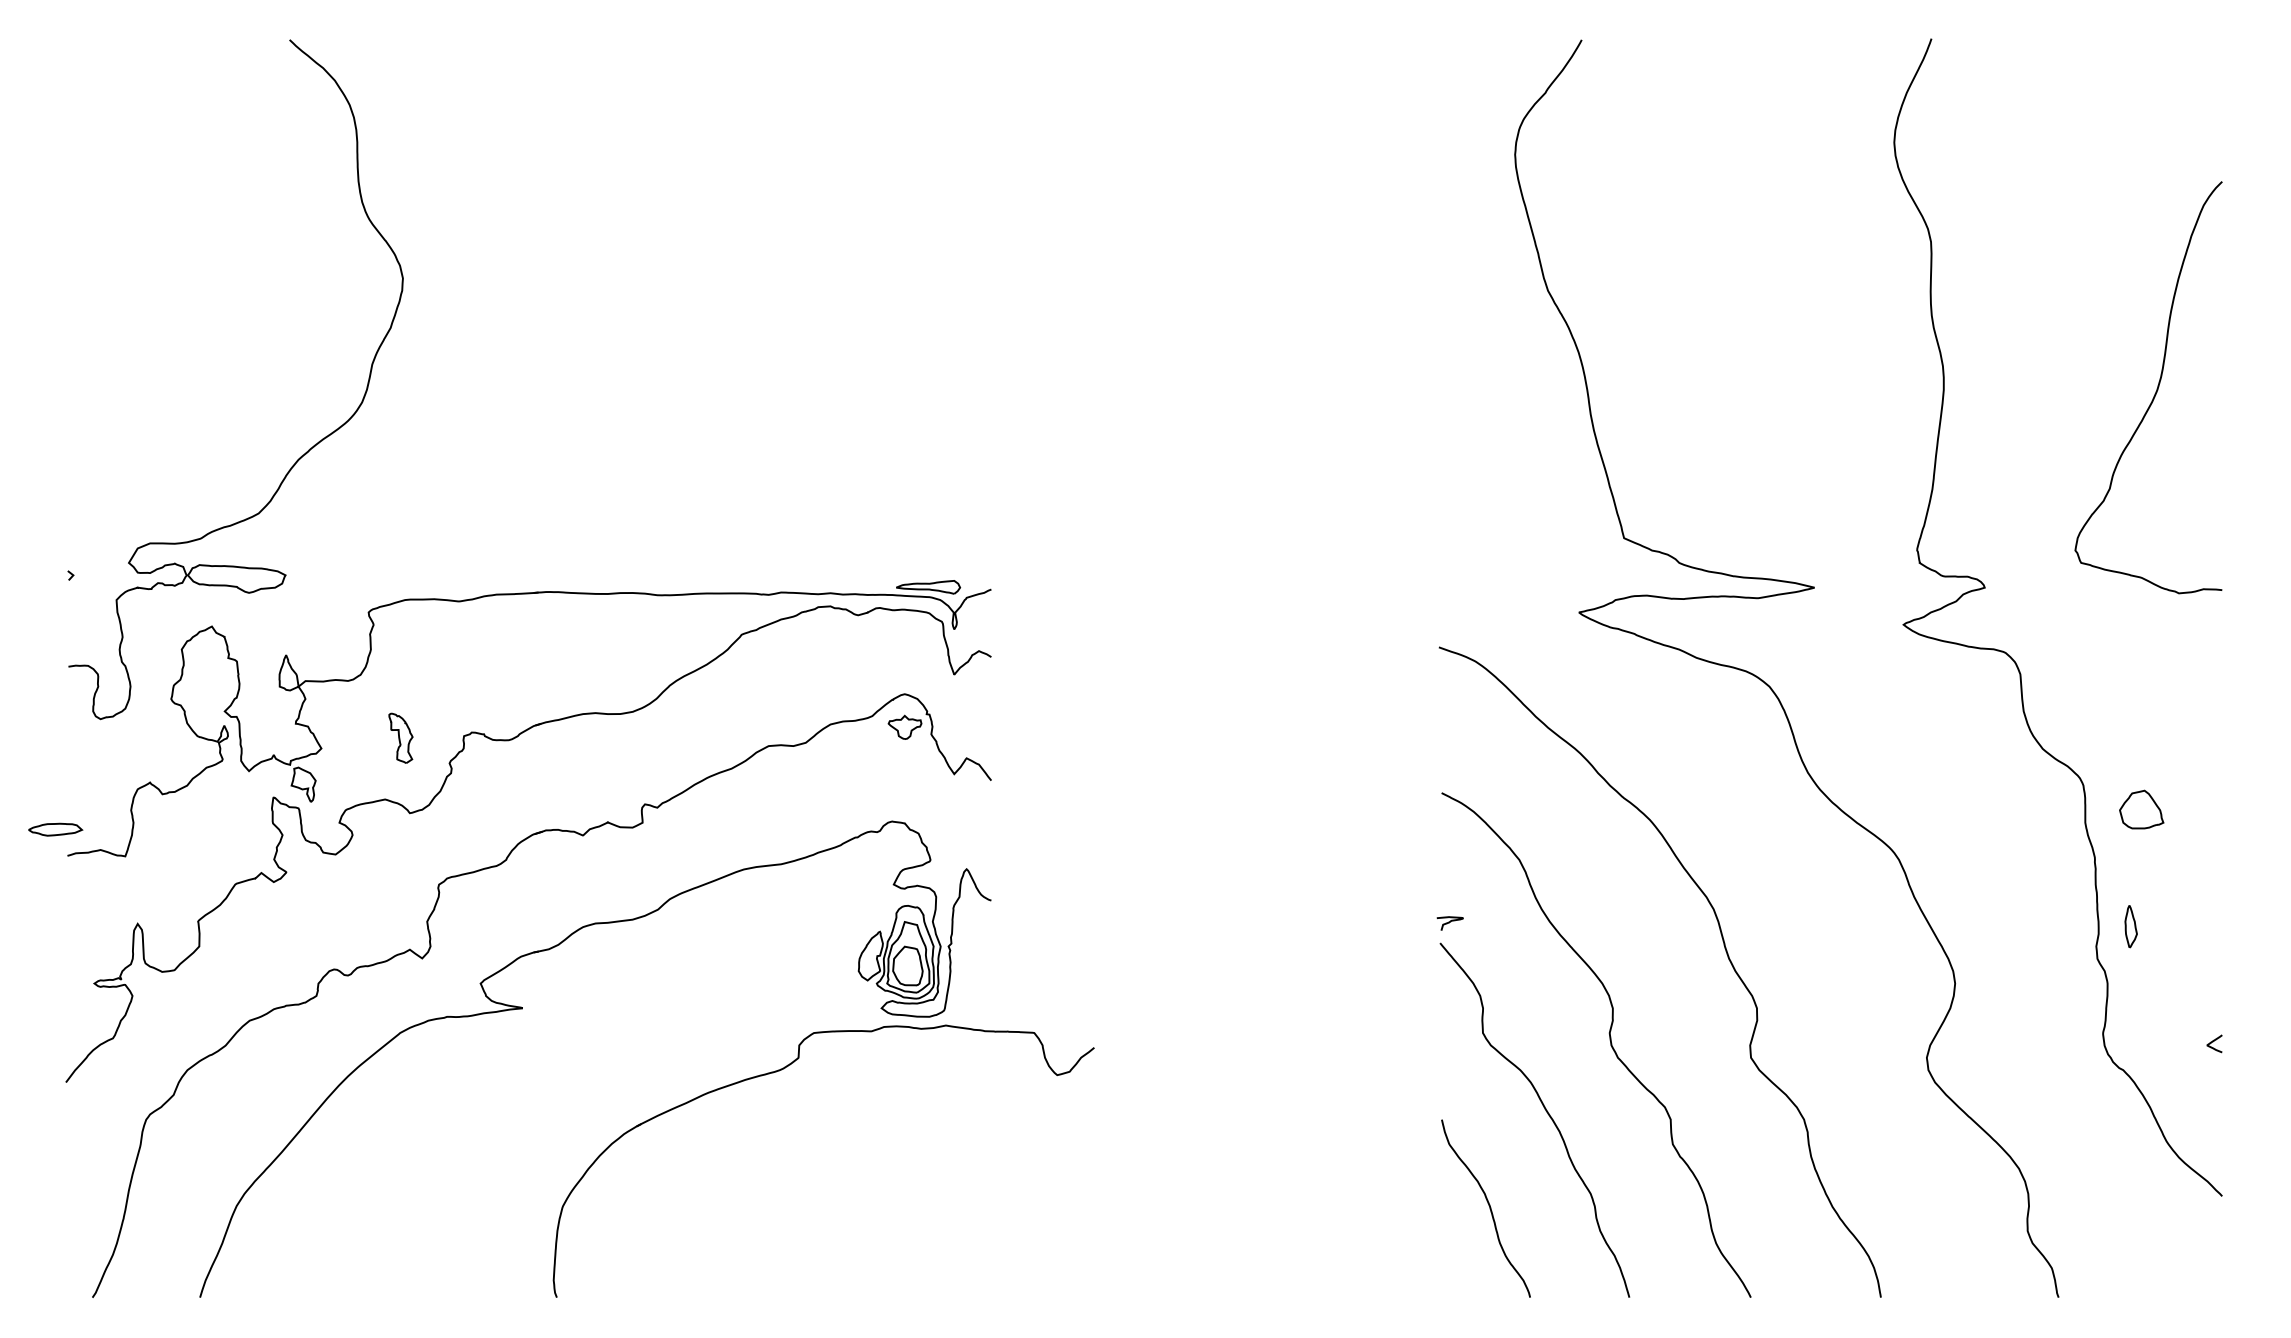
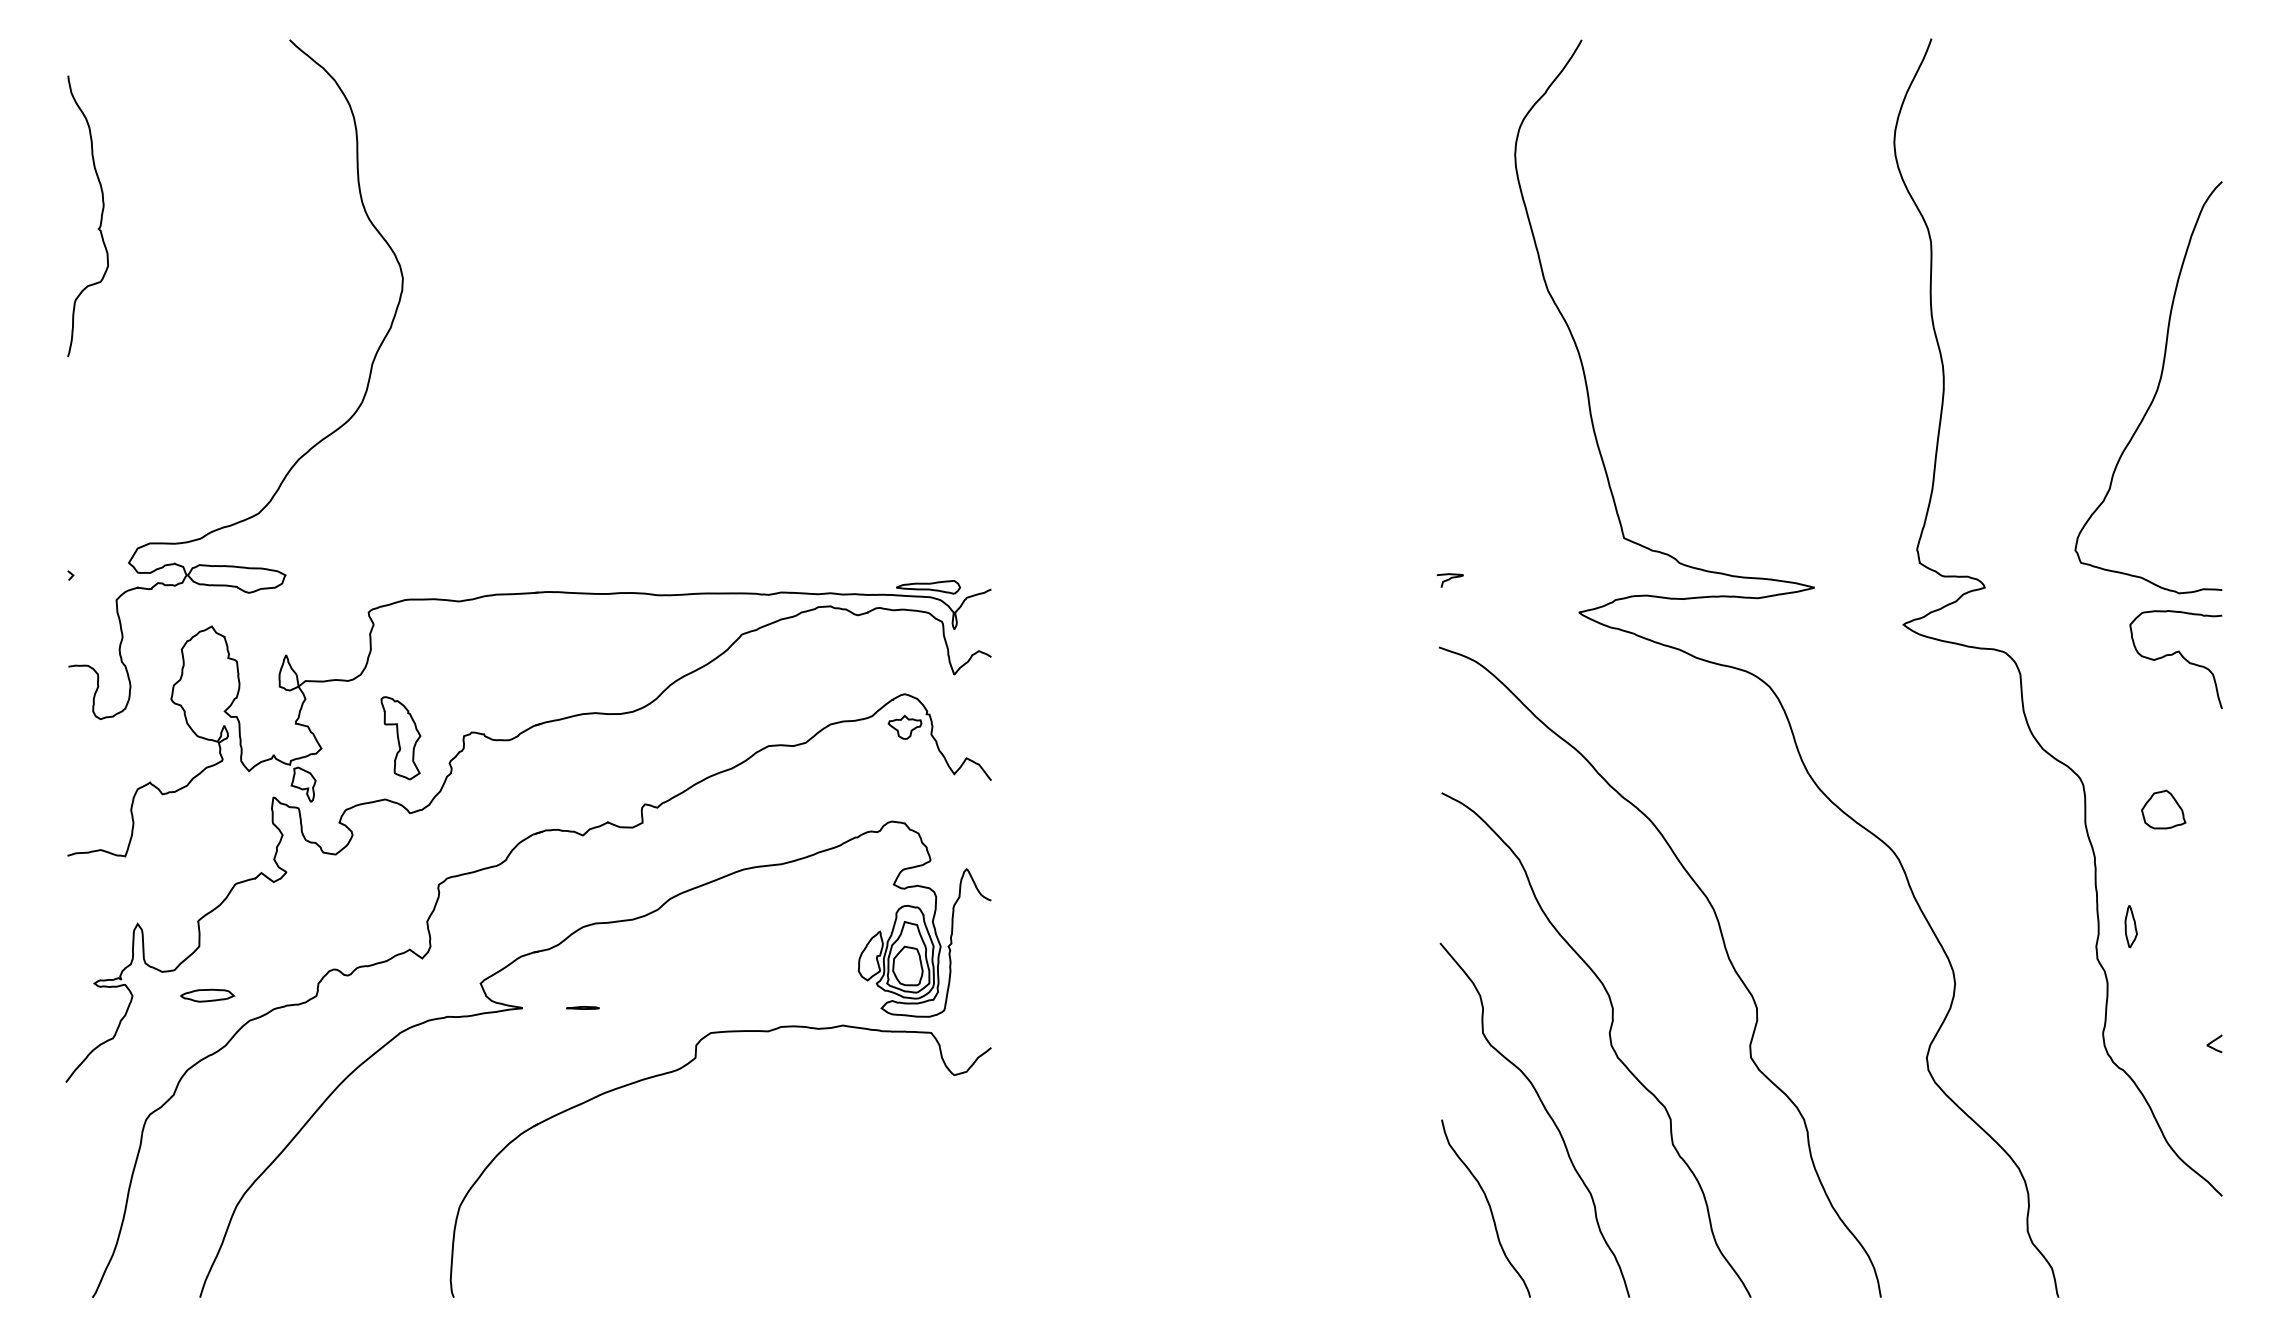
curve: none -> present (100, 218)
curve: none -> present (2172, 655)
part size: 26x52 px -> 42x85 px (400, 738)
part position: (2141, 809) -> (2163, 809) (2163, 809)
part position: (55, 829) -> (207, 995) (207, 995)
curve position: (1449, 923) -> (1449, 580) (1449, 580)
line: none -> present (582, 1007)
part position: (779, 1071) -> (676, 1071) (676, 1071)
